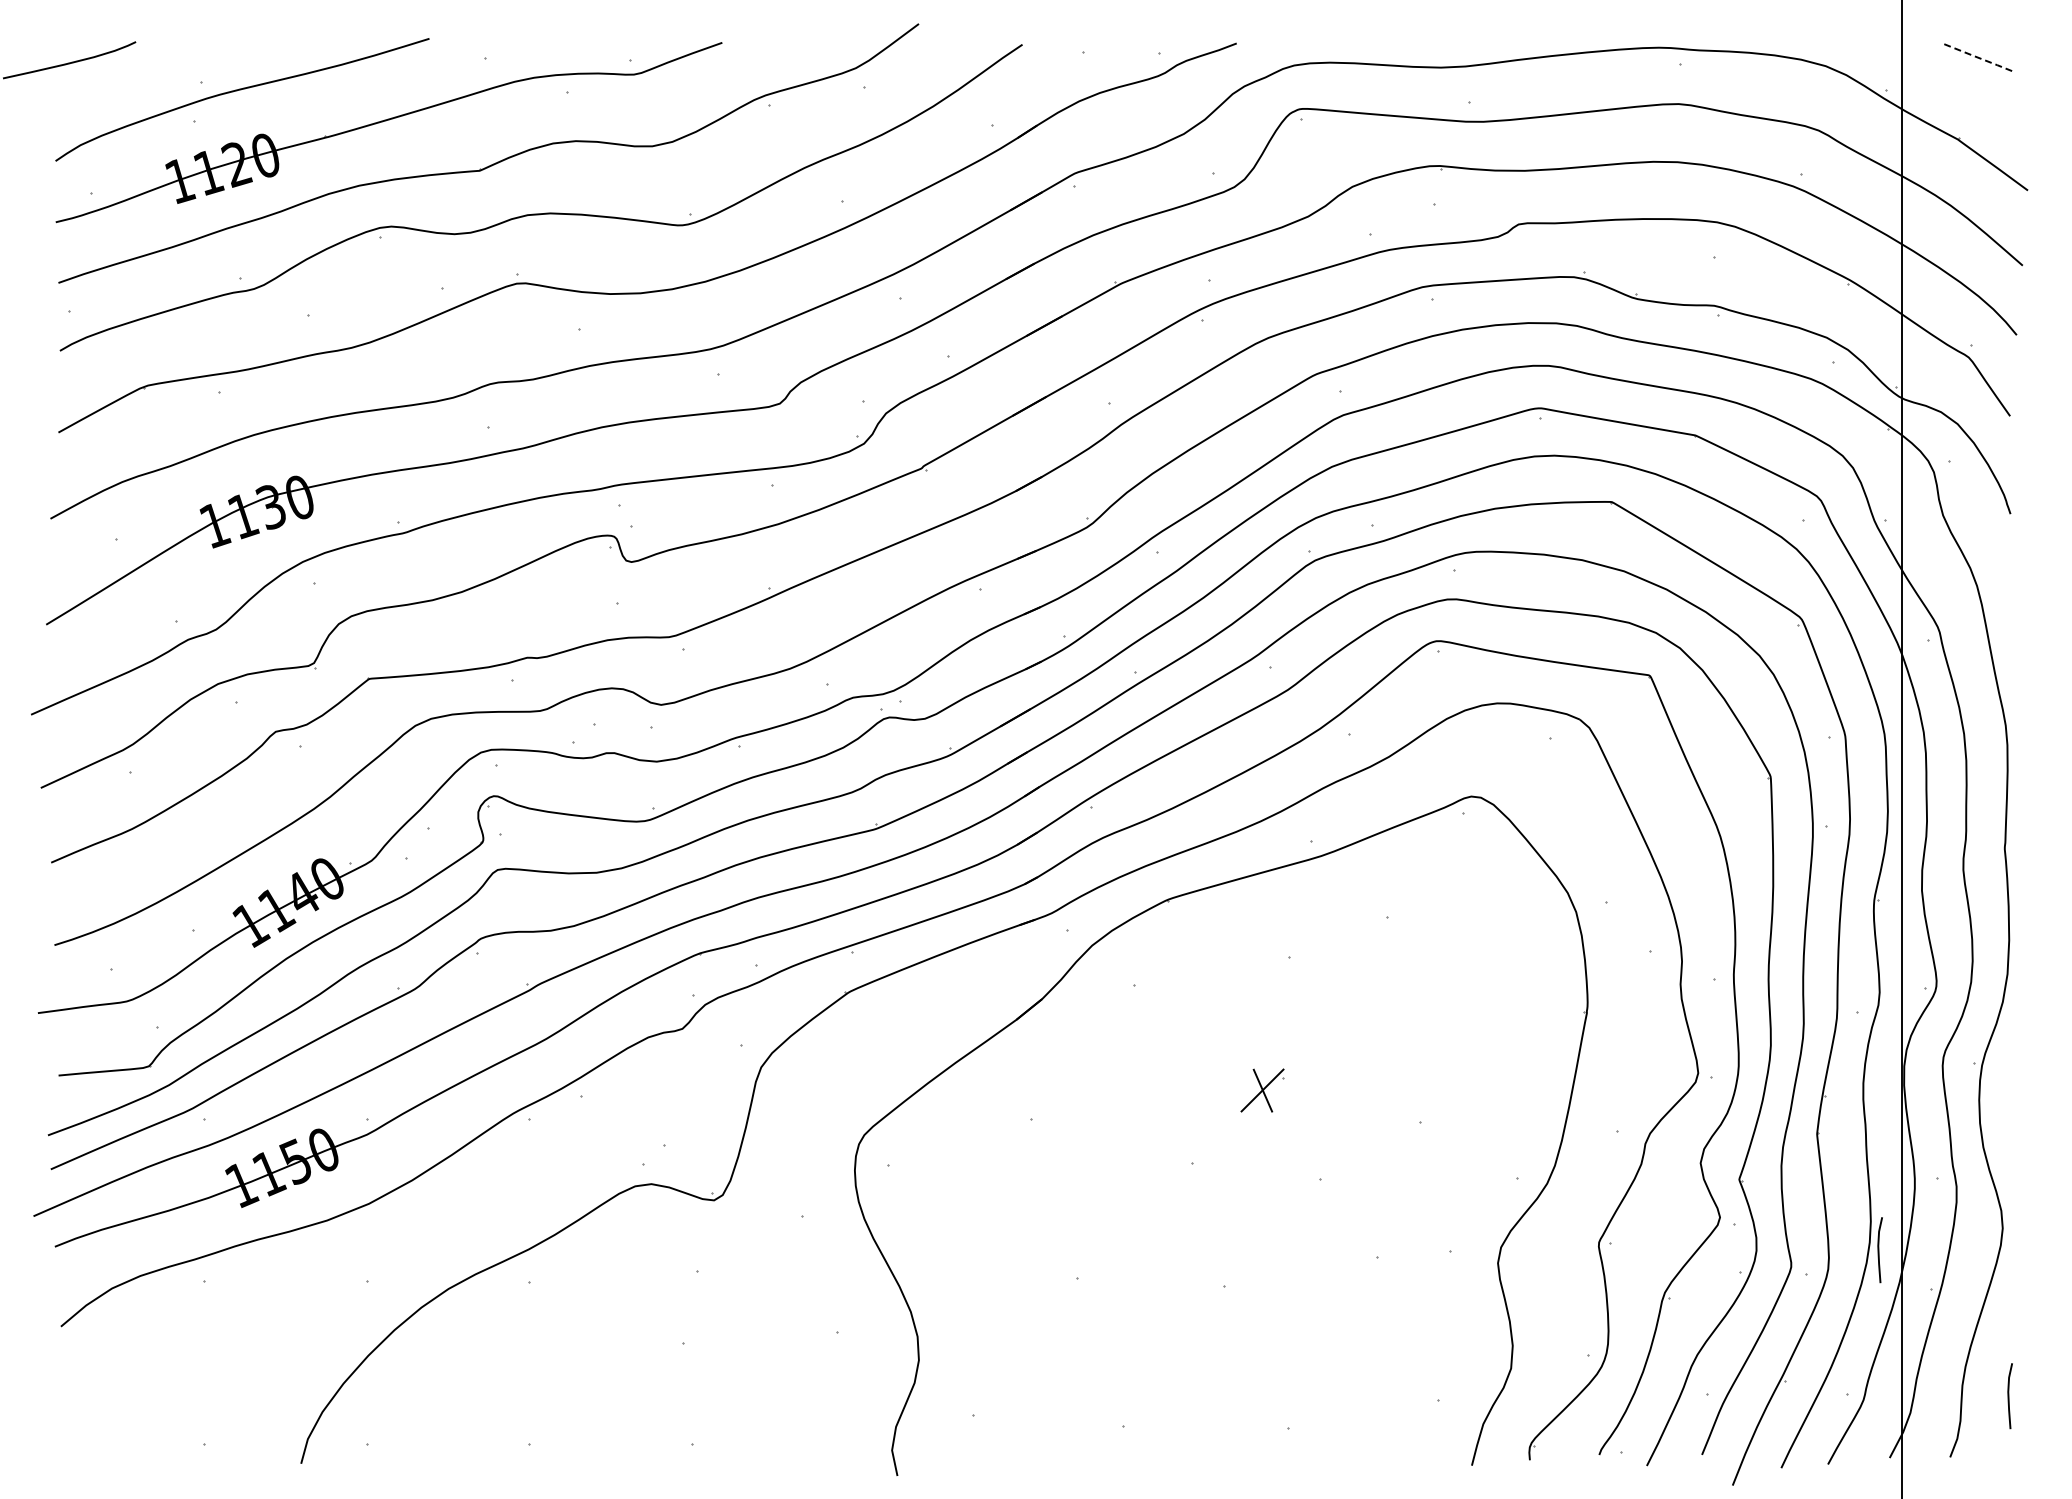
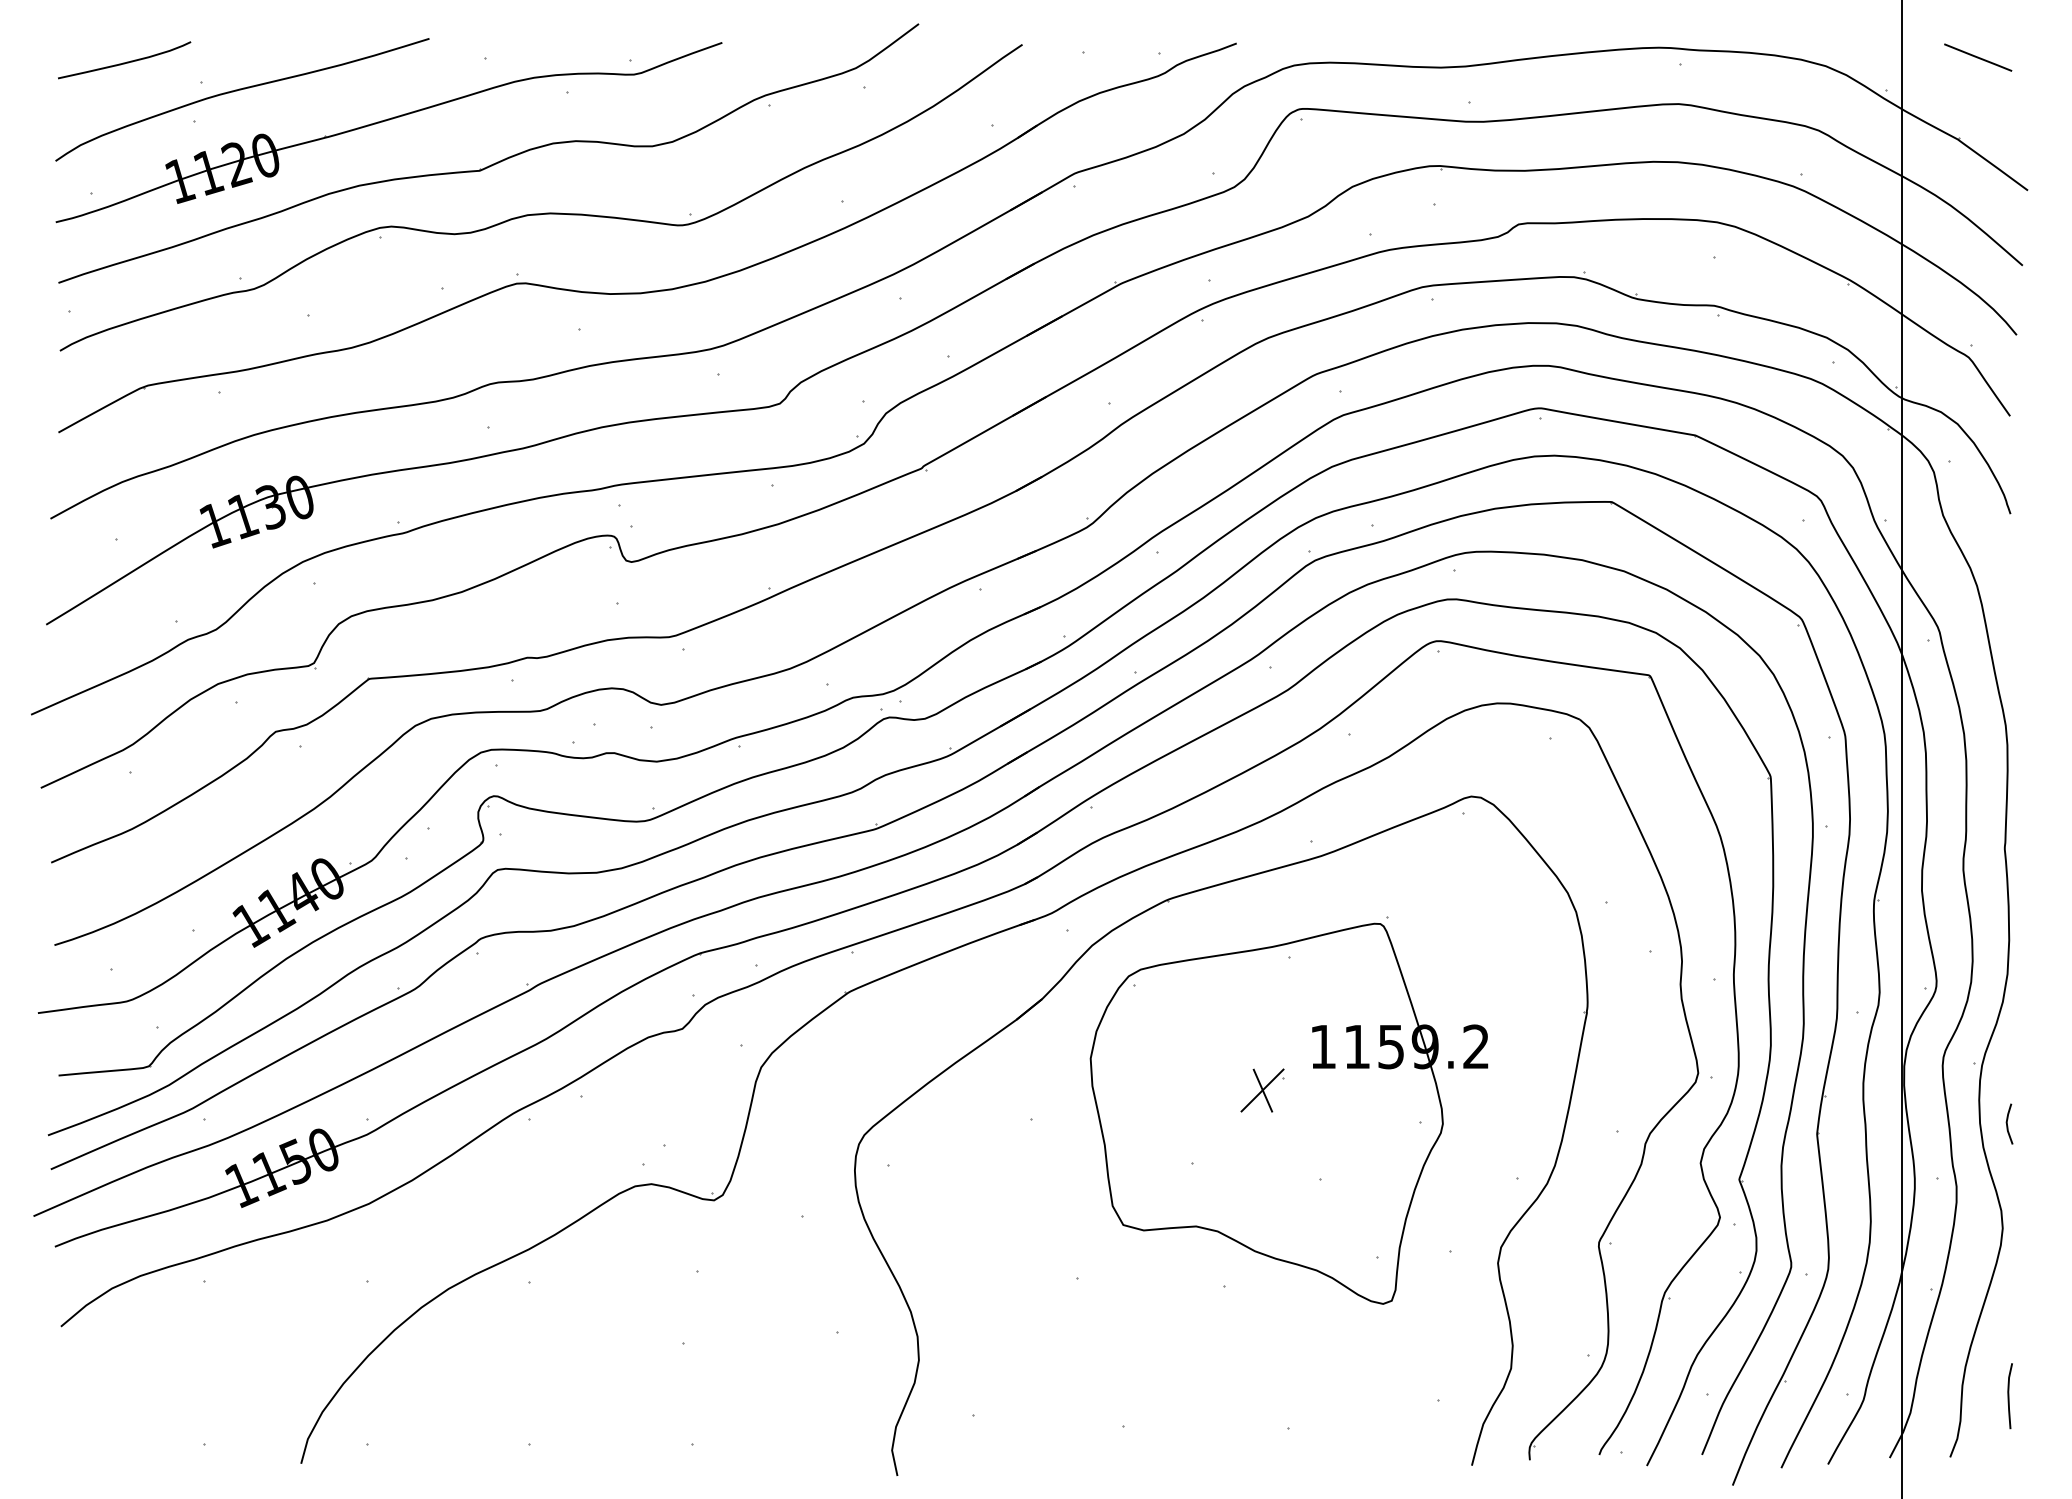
line: dashed -> solid (1978, 57)
curve position: (69, 62) -> (124, 62) (124, 62)
part: none -> present (1288, 1113)
line: none -> present (2007, 1123)
line: present -> none (1879, 1250)
